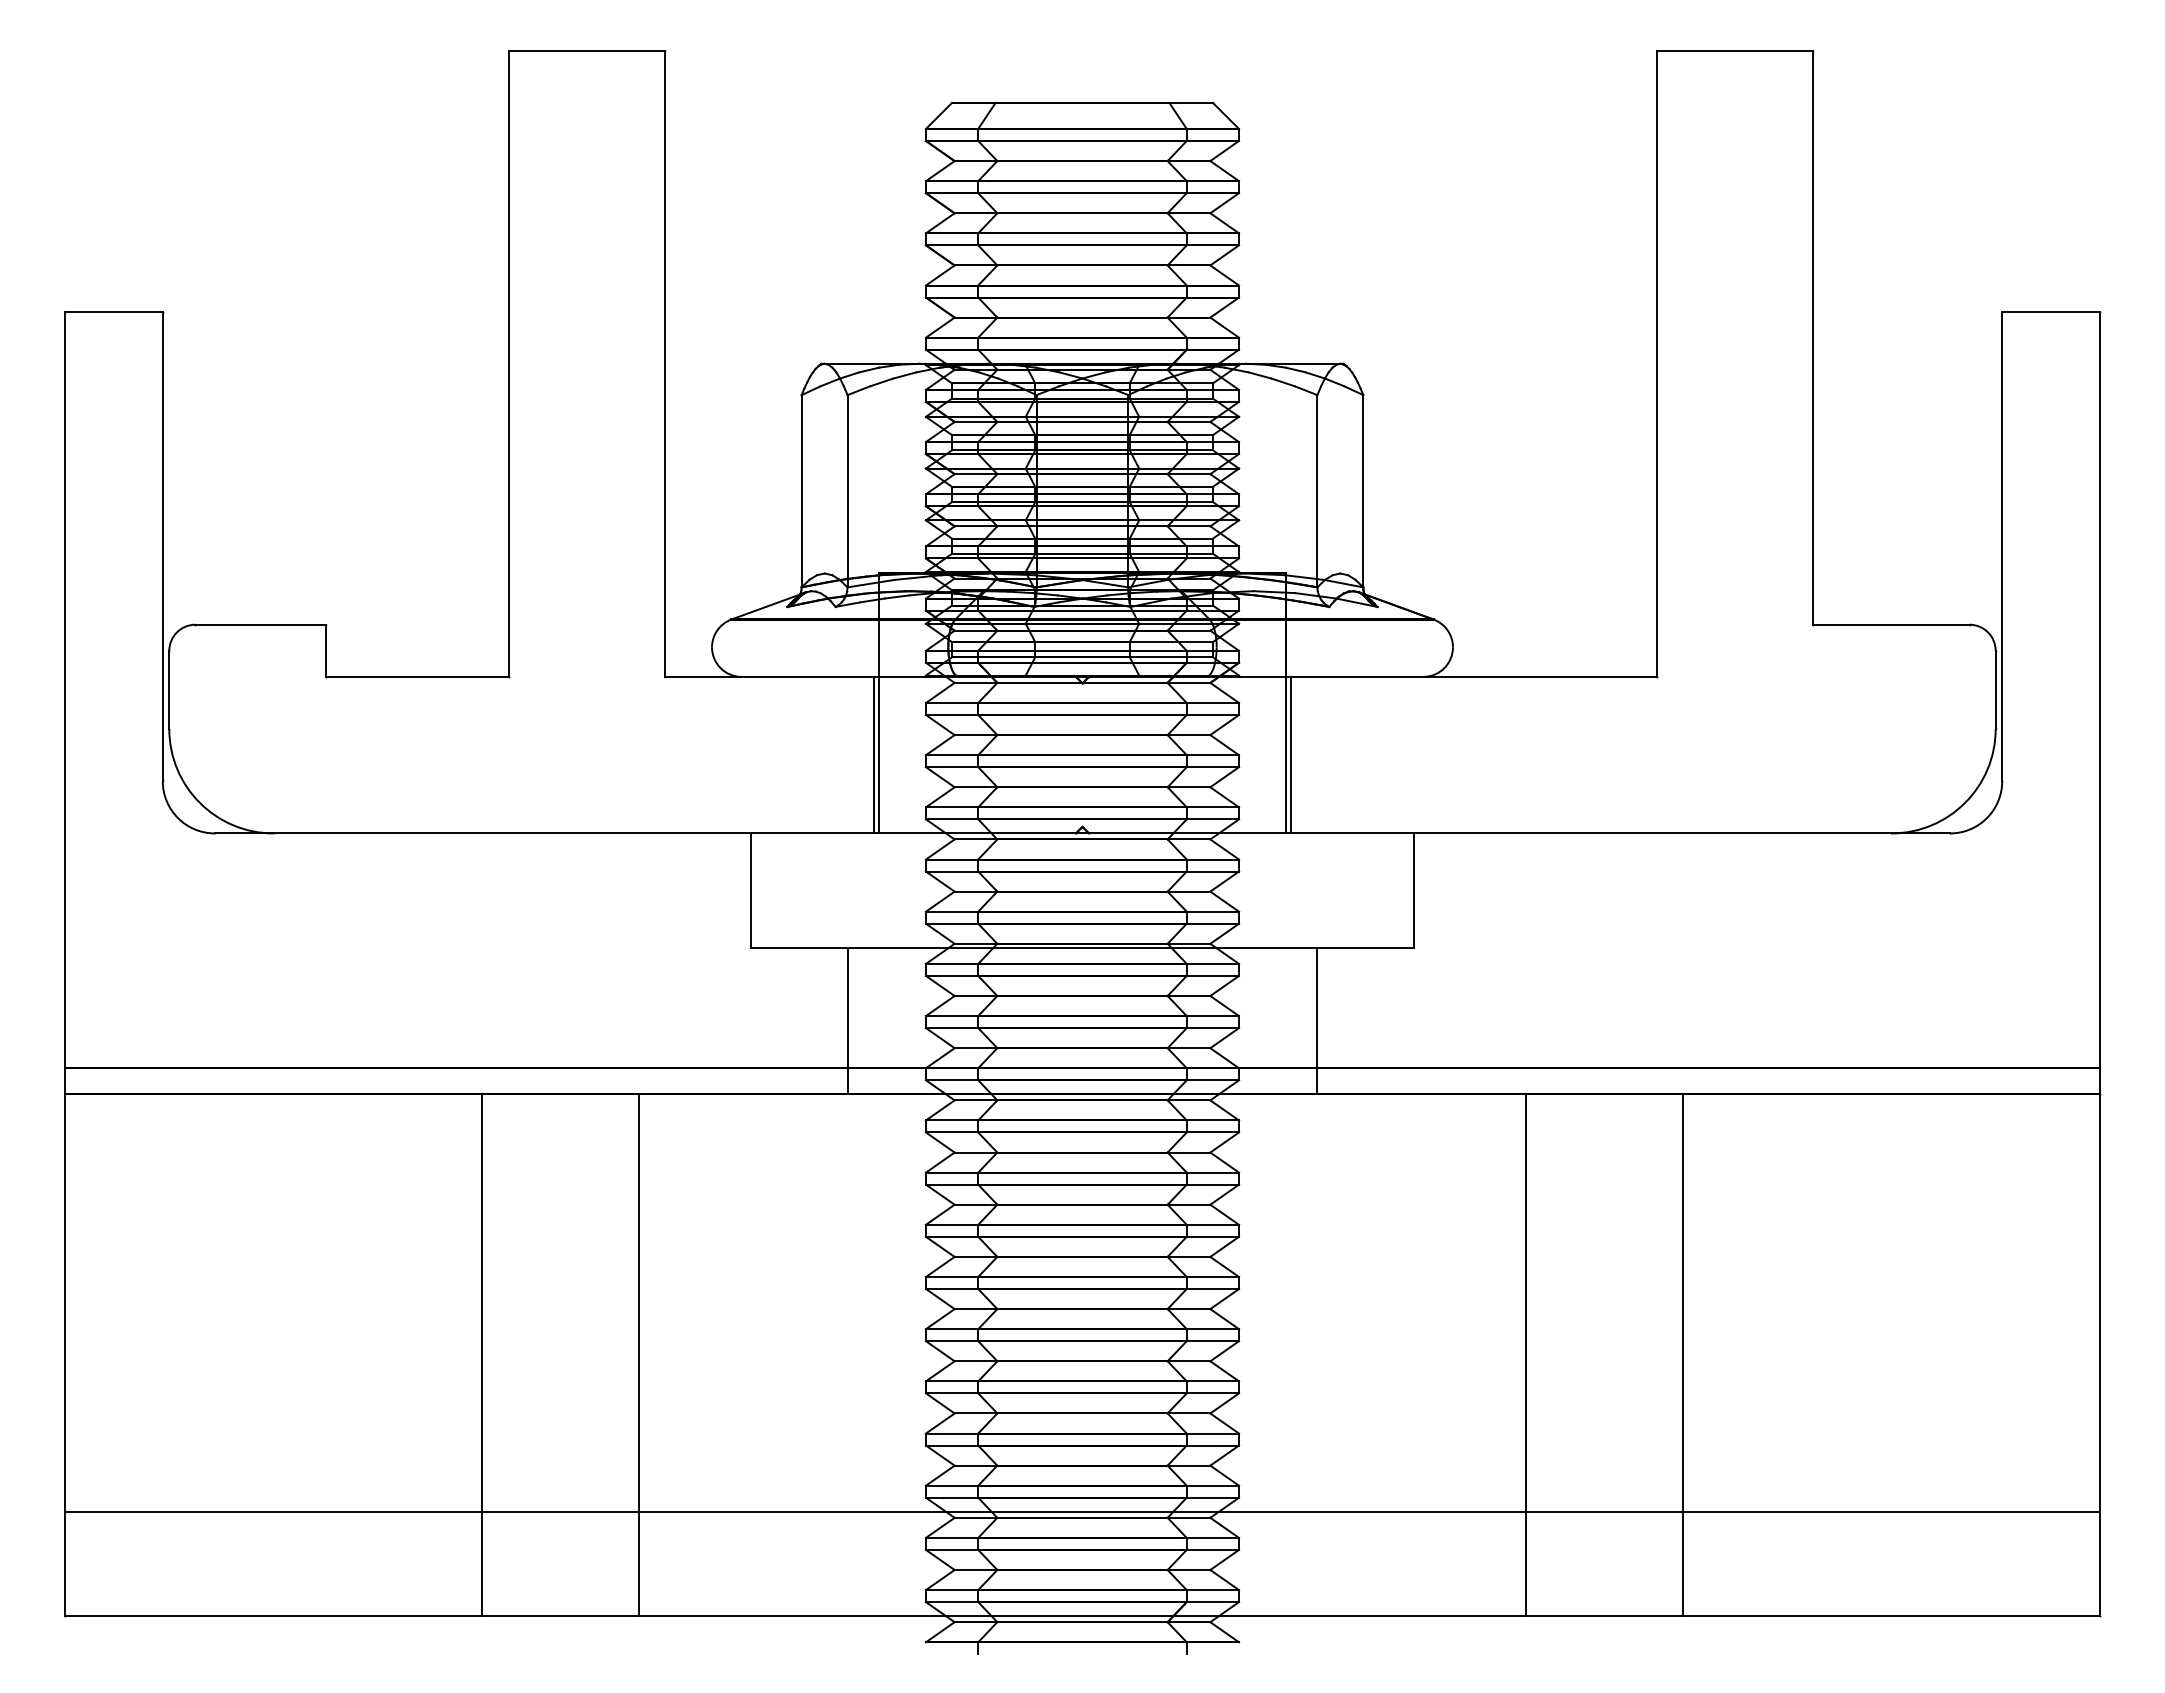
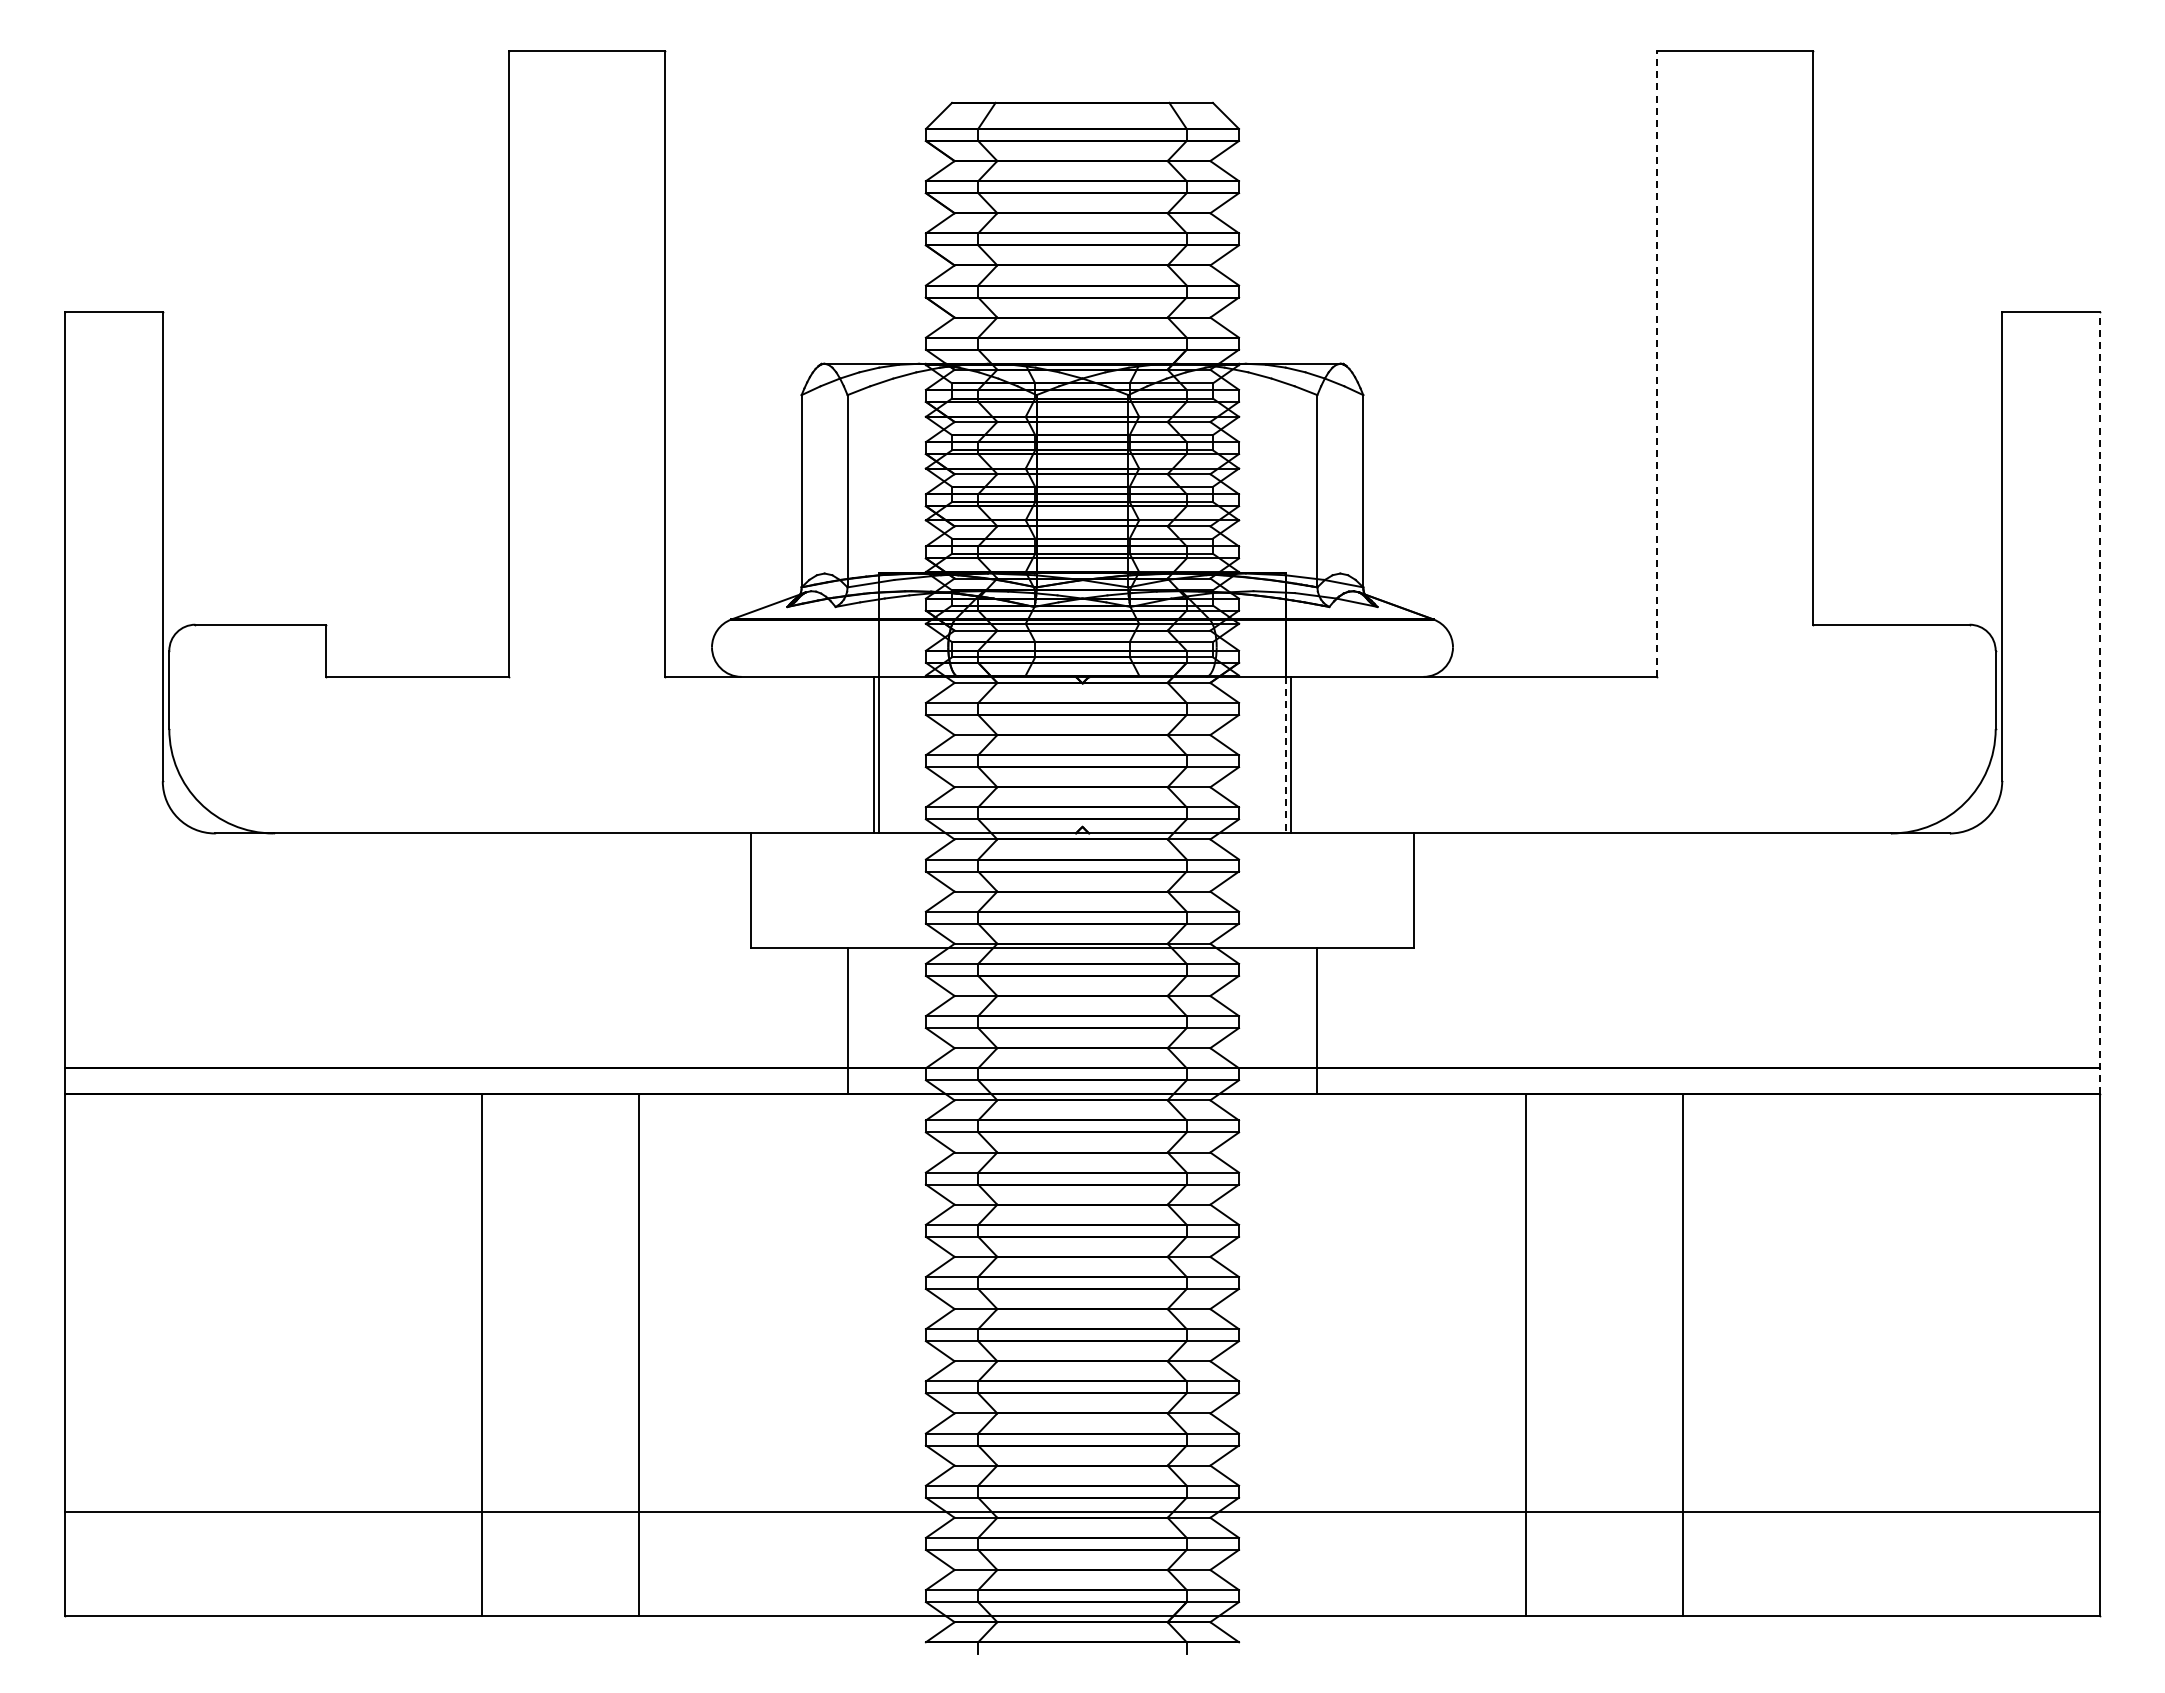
line: solid -> dashed (1656, 363)
line: solid -> dashed (2100, 702)
line: solid -> dashed (1286, 755)
